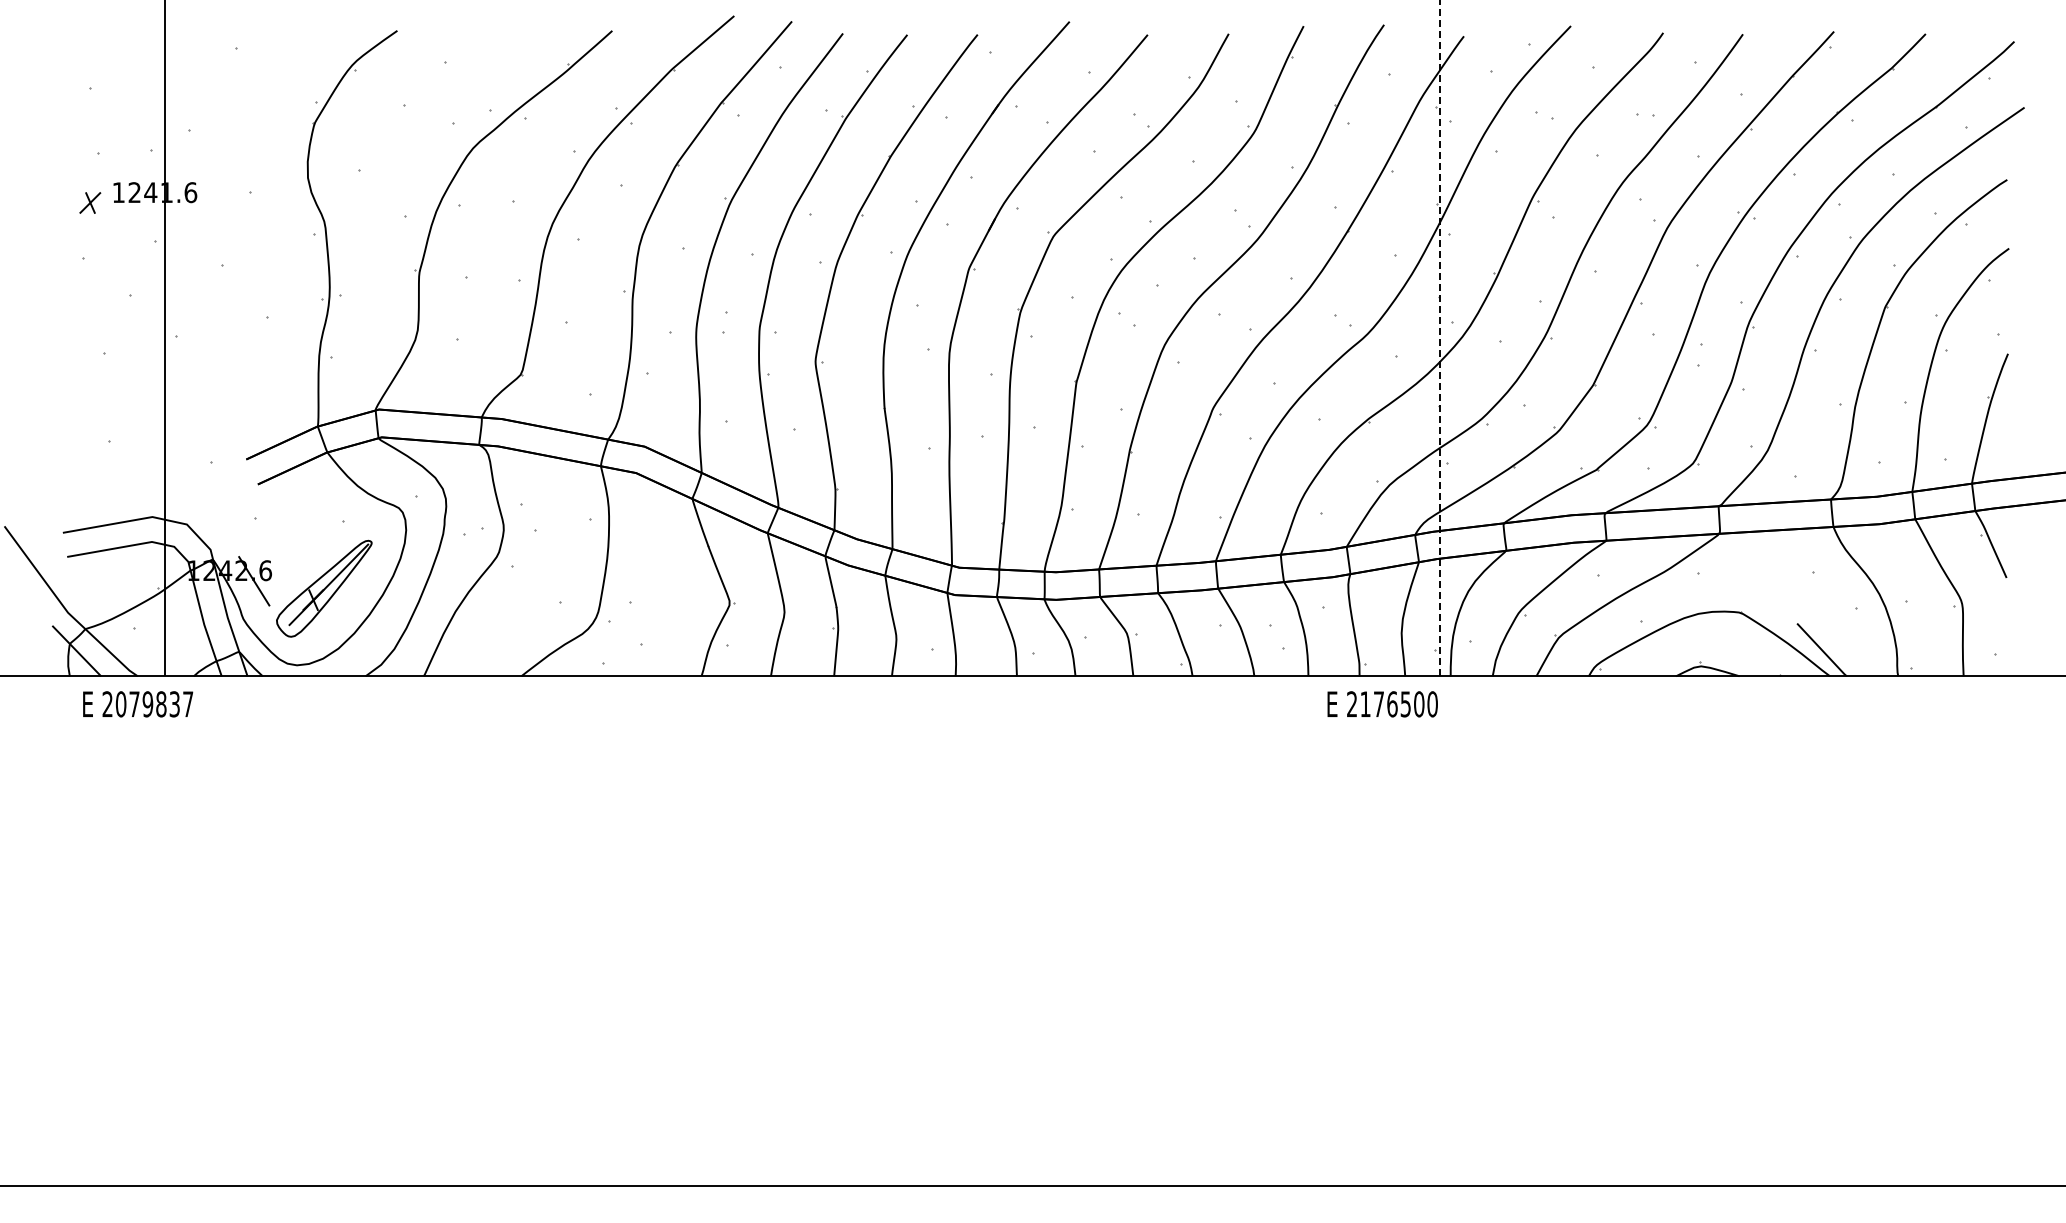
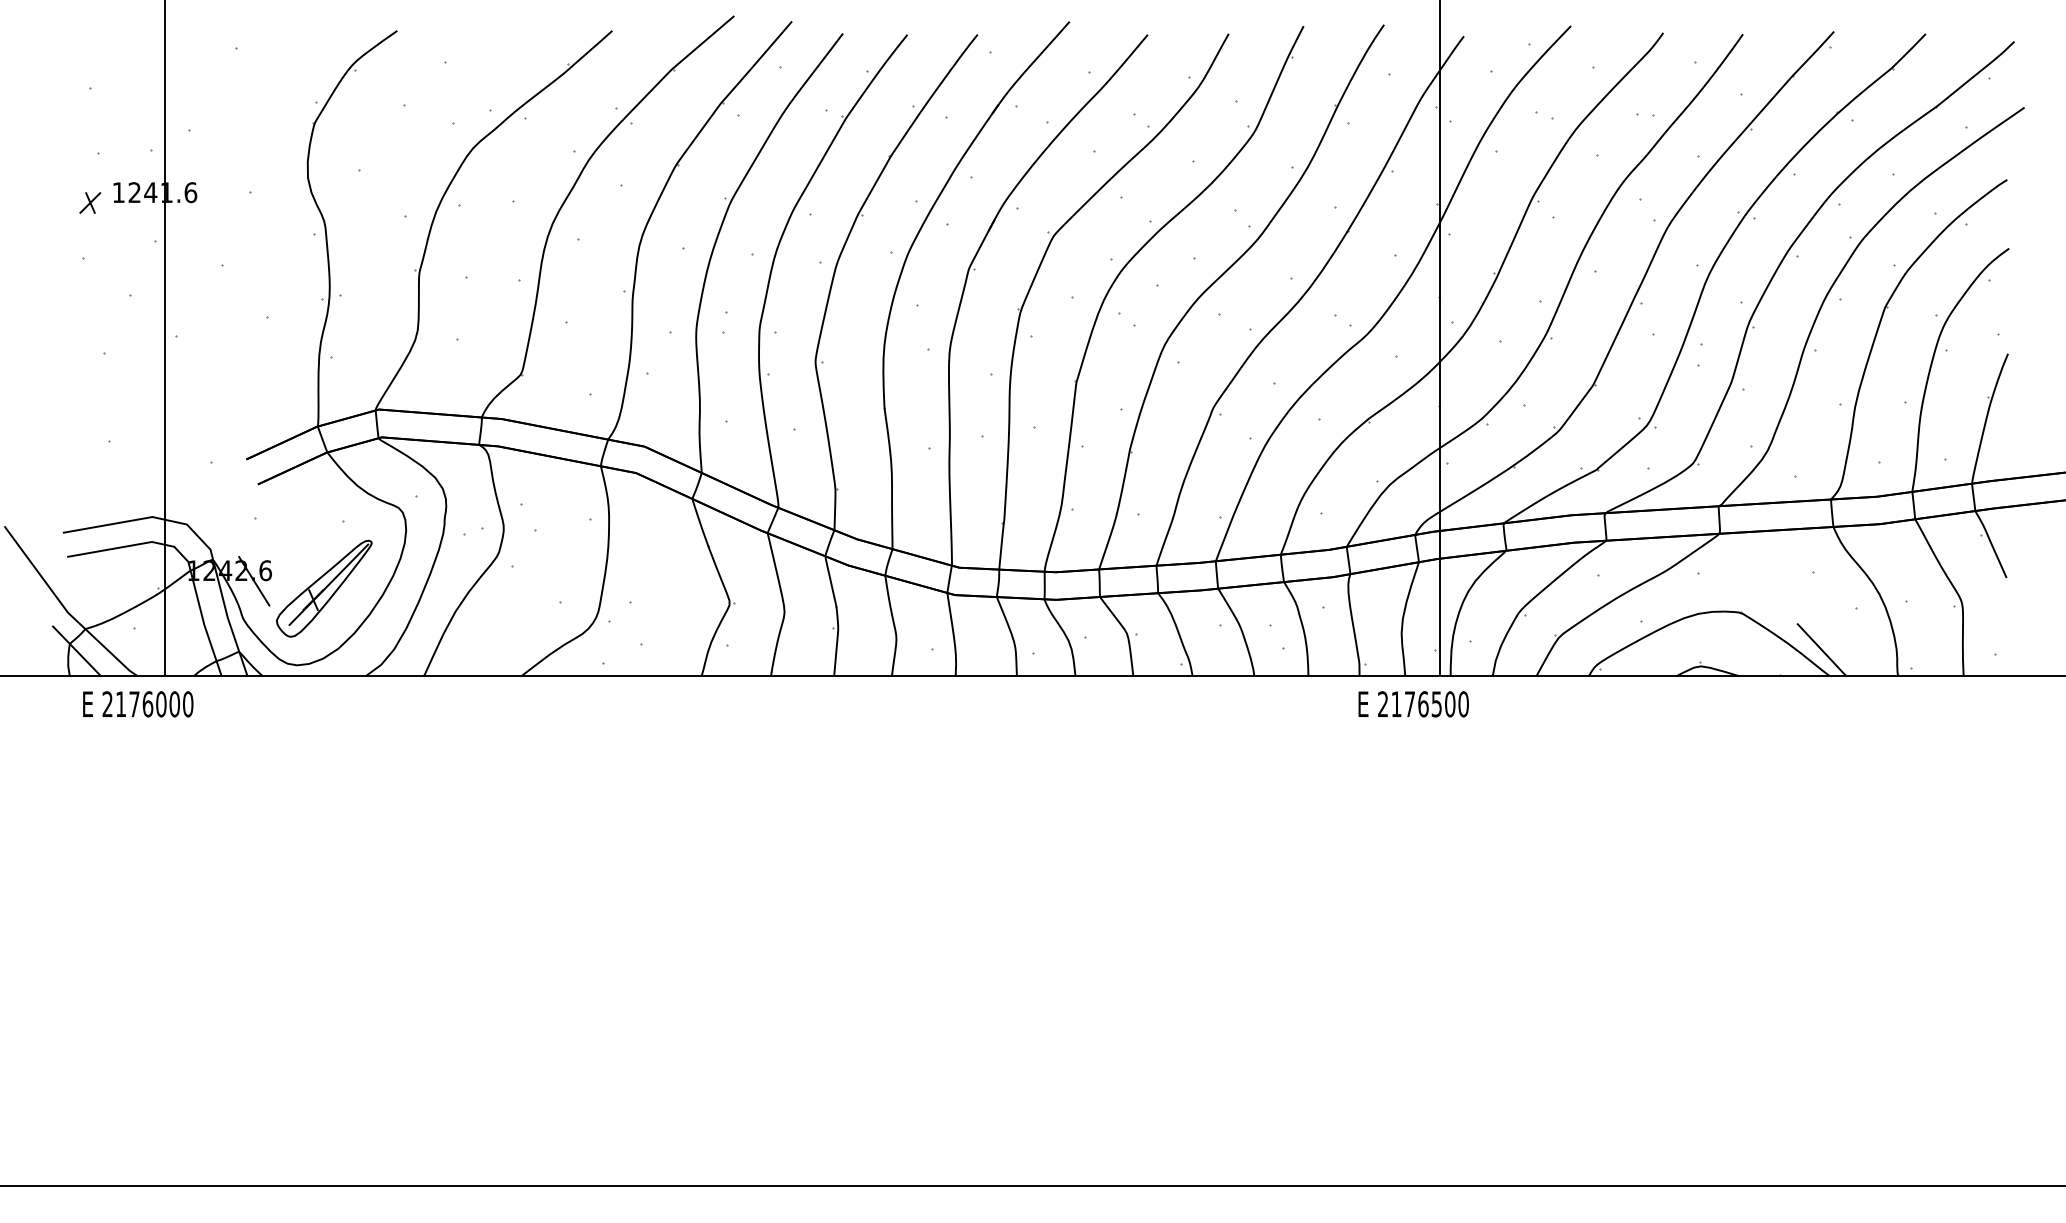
line: dashed -> solid (1440, 338)
text: 2079837 -> 2176000 (154, 704)
text position: (1382, 704) -> (1413, 704) (1413, 704)
